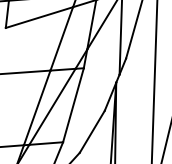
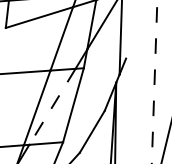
line: present -> none (133, 30)
line: solid -> dashed (154, 81)
line: solid -> dashed (52, 107)
